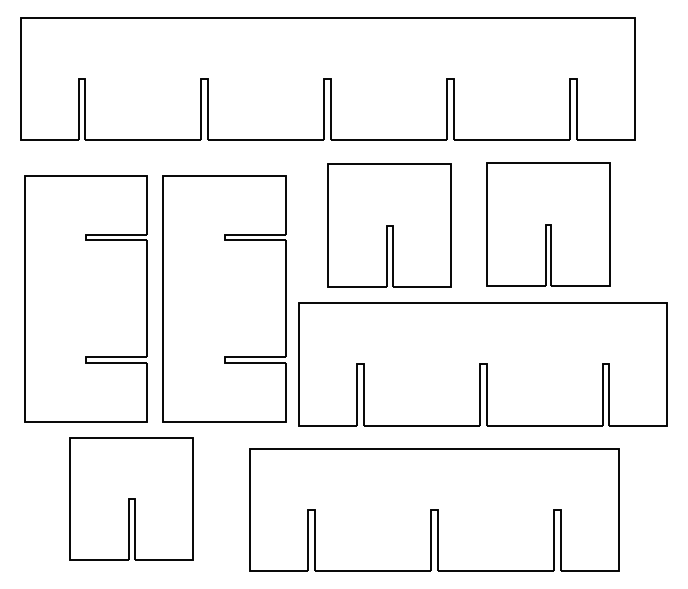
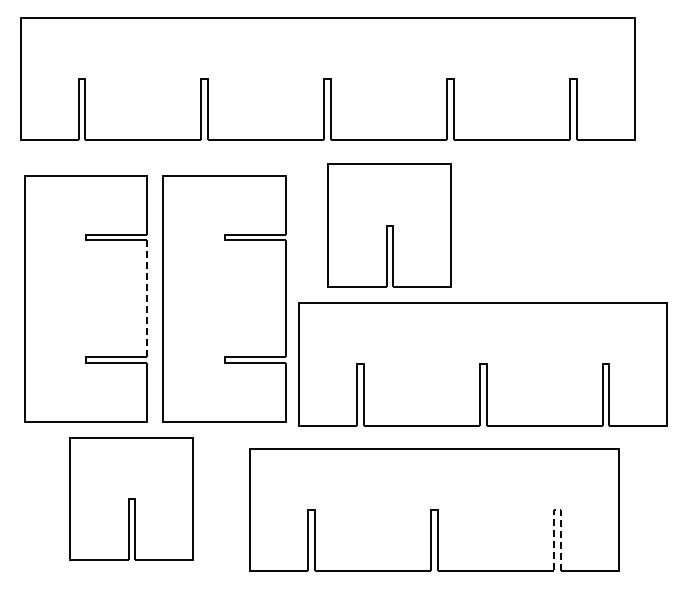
part: present -> none (548, 224)
line: solid -> dashed (147, 298)
line: solid -> dashed (556, 509)
